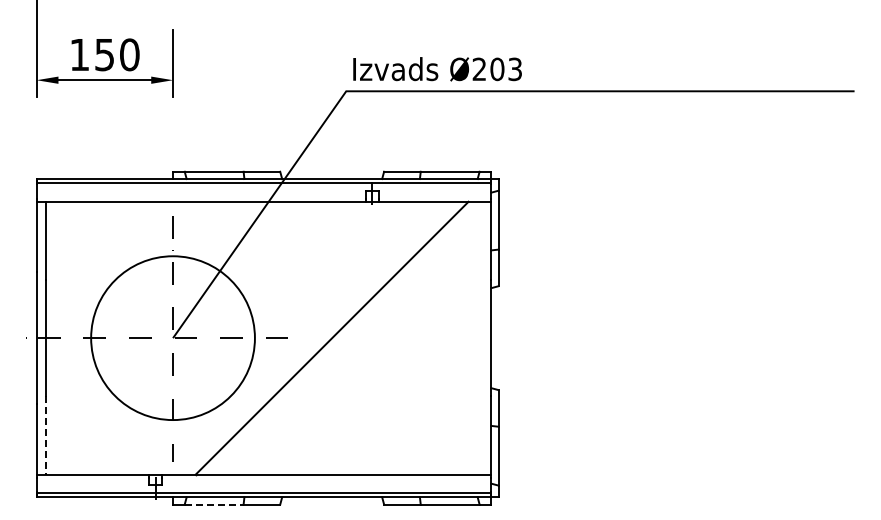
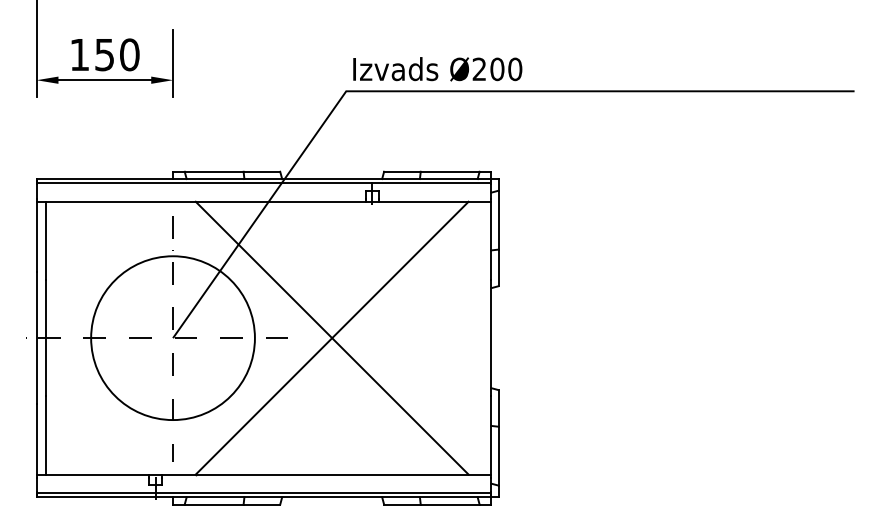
text: Ø203 -> Ø200 (515, 69)
line: none -> present (331, 337)
line: dashed -> solid (45, 435)
line: dashed -> solid (214, 504)
